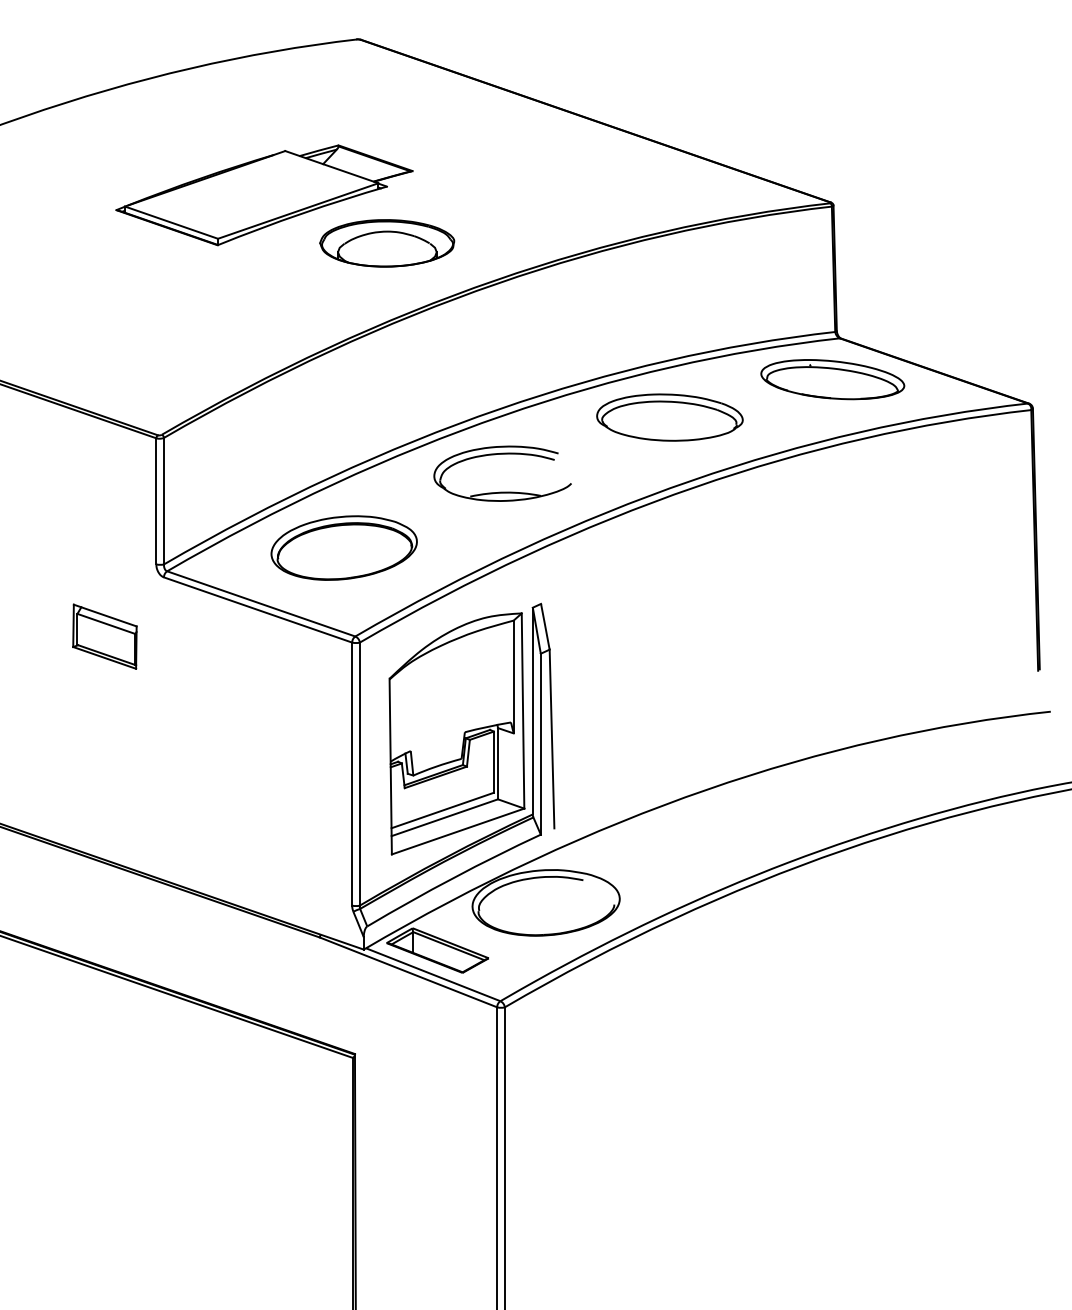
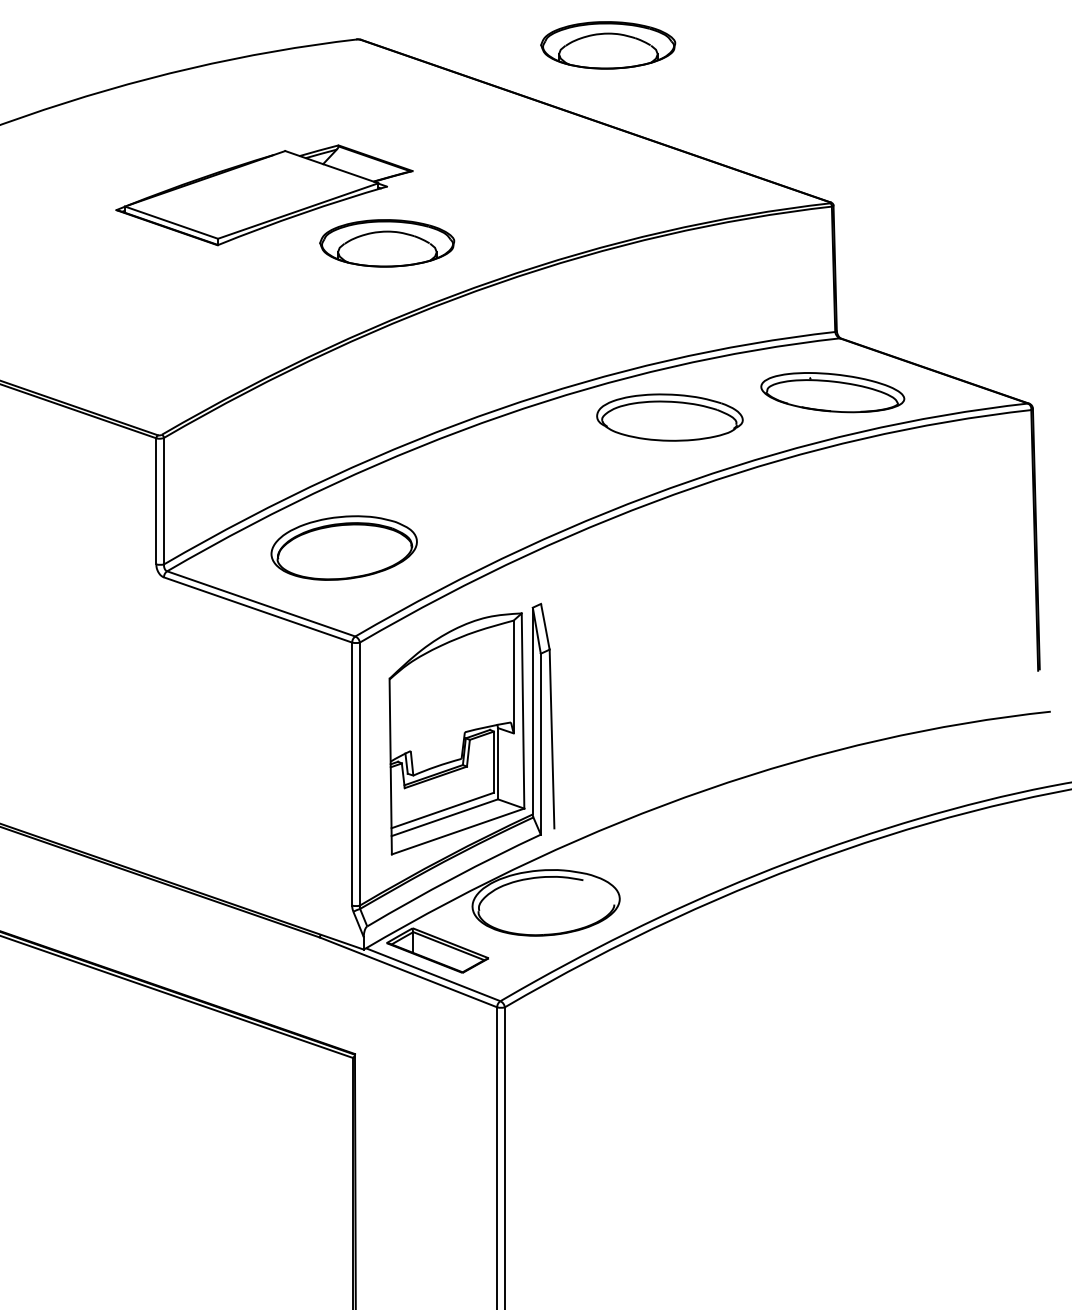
part: none -> present (608, 45)
part position: (832, 379) -> (832, 392) (832, 392)
part: present -> none (502, 491)
part: present -> none (104, 636)
